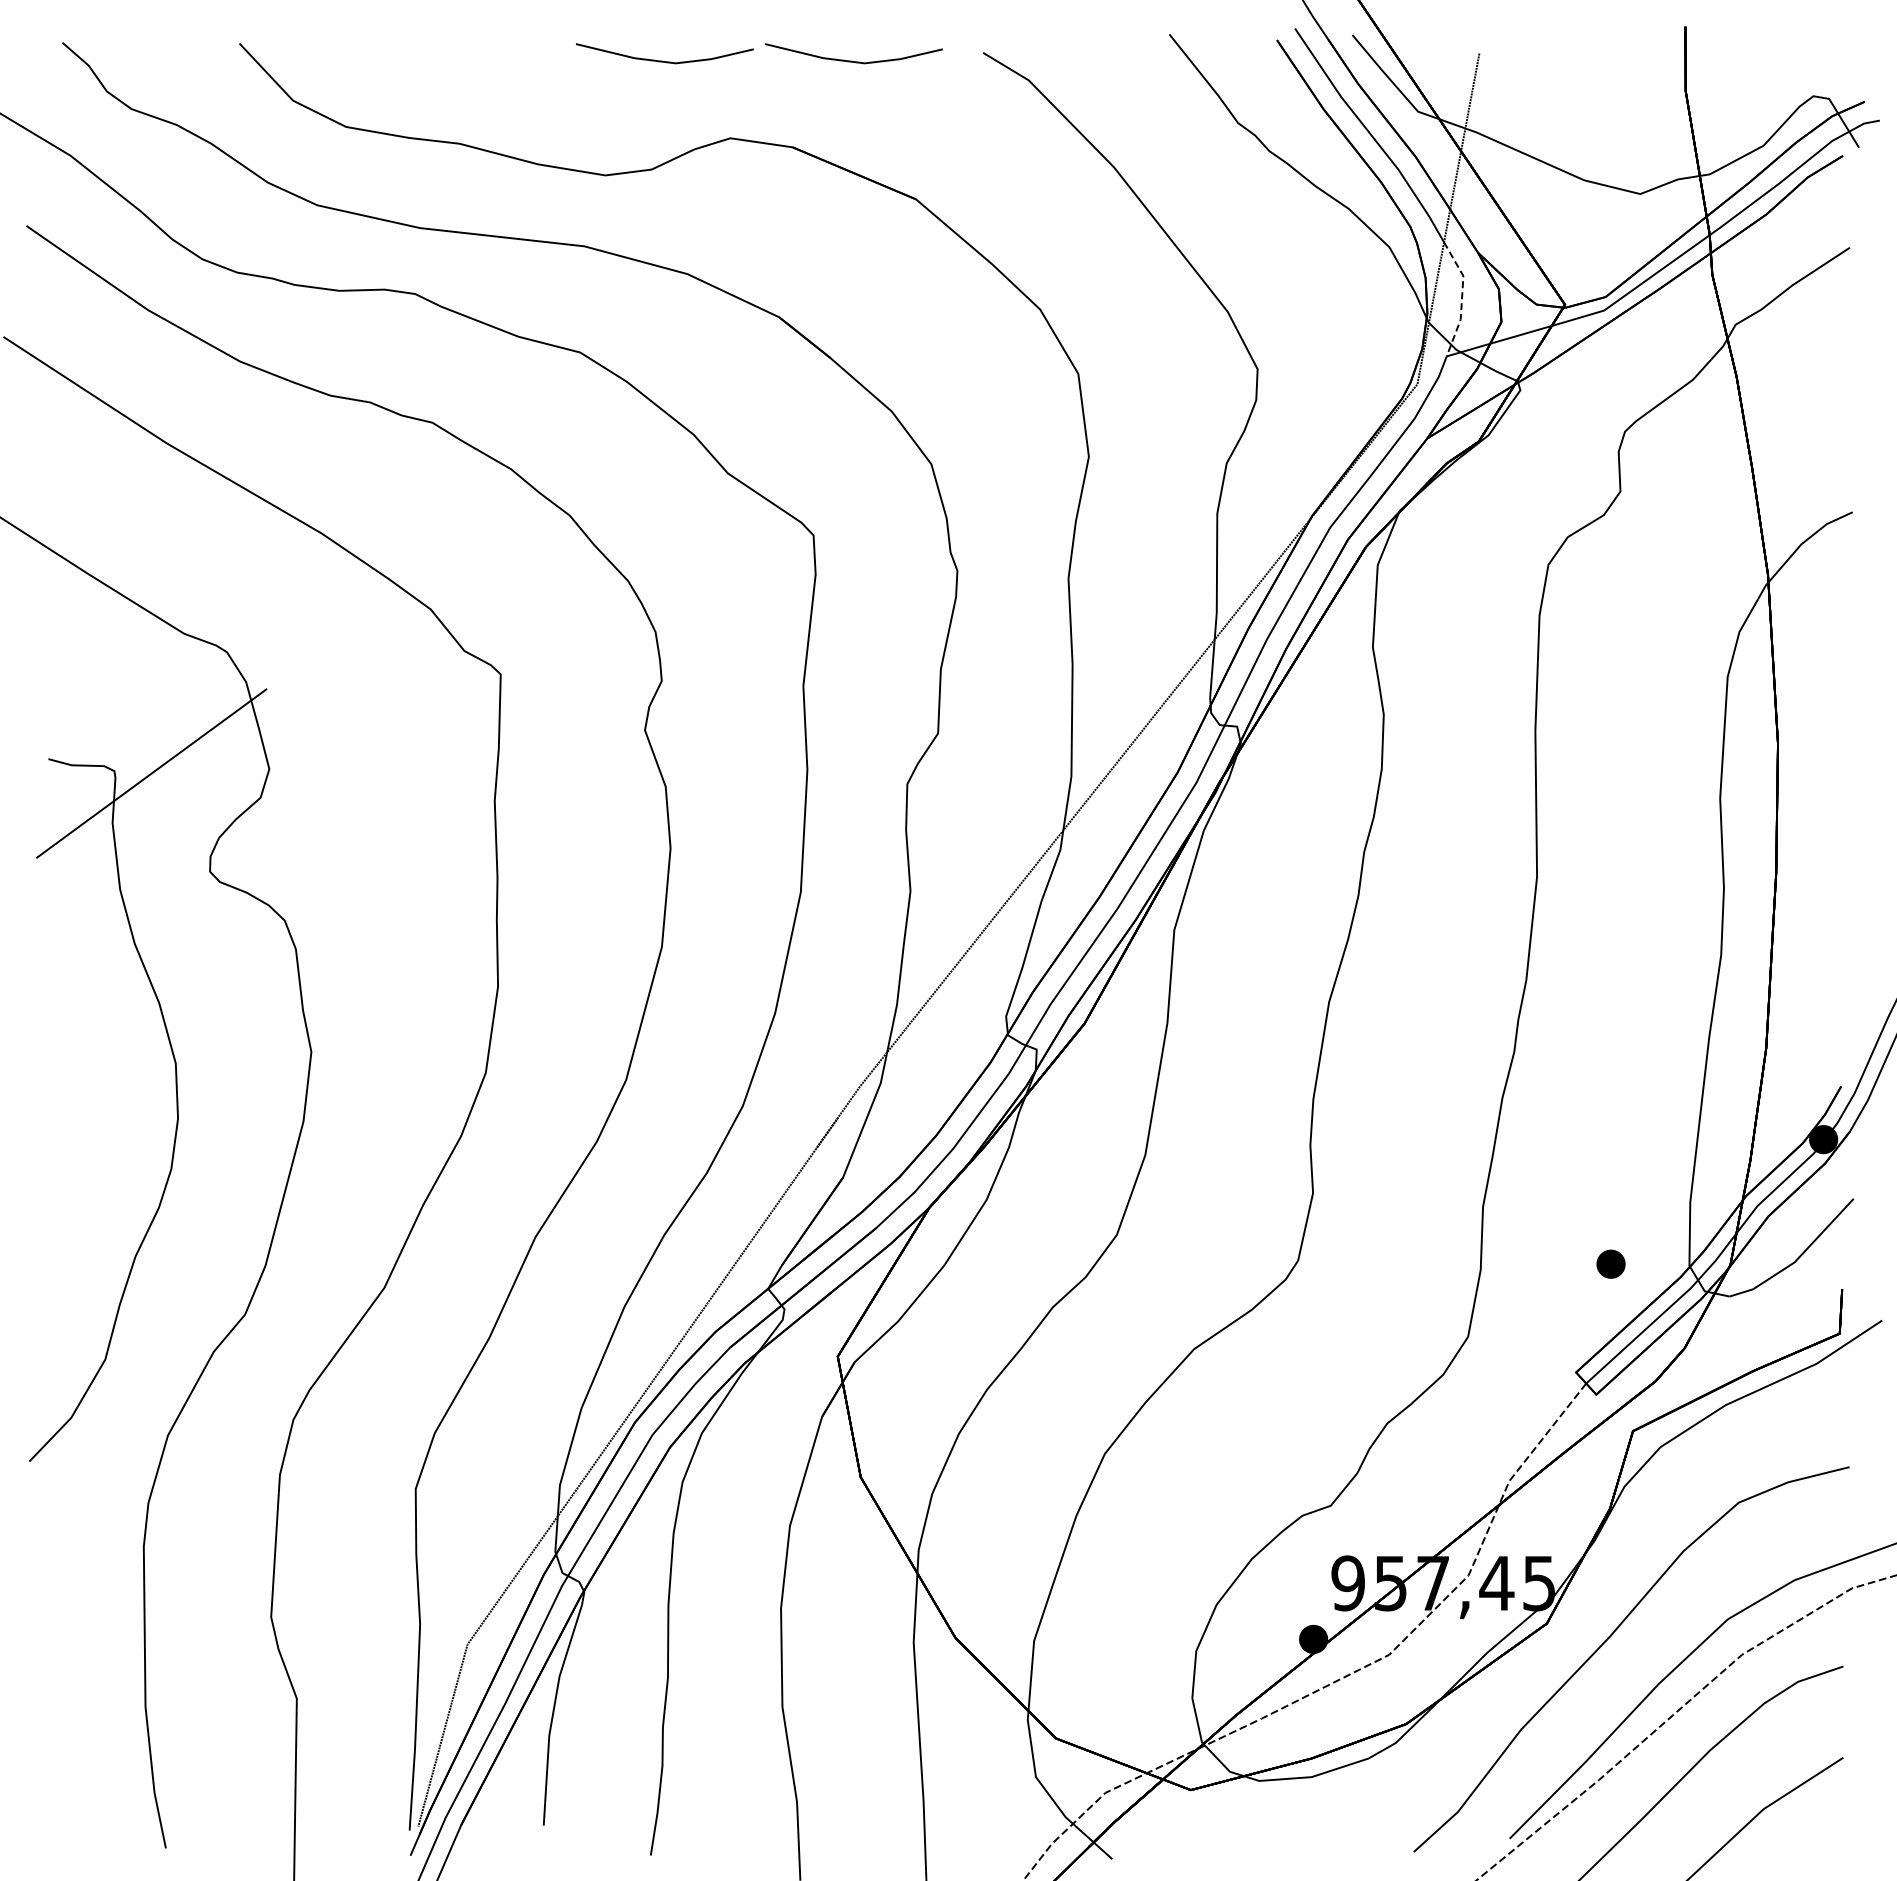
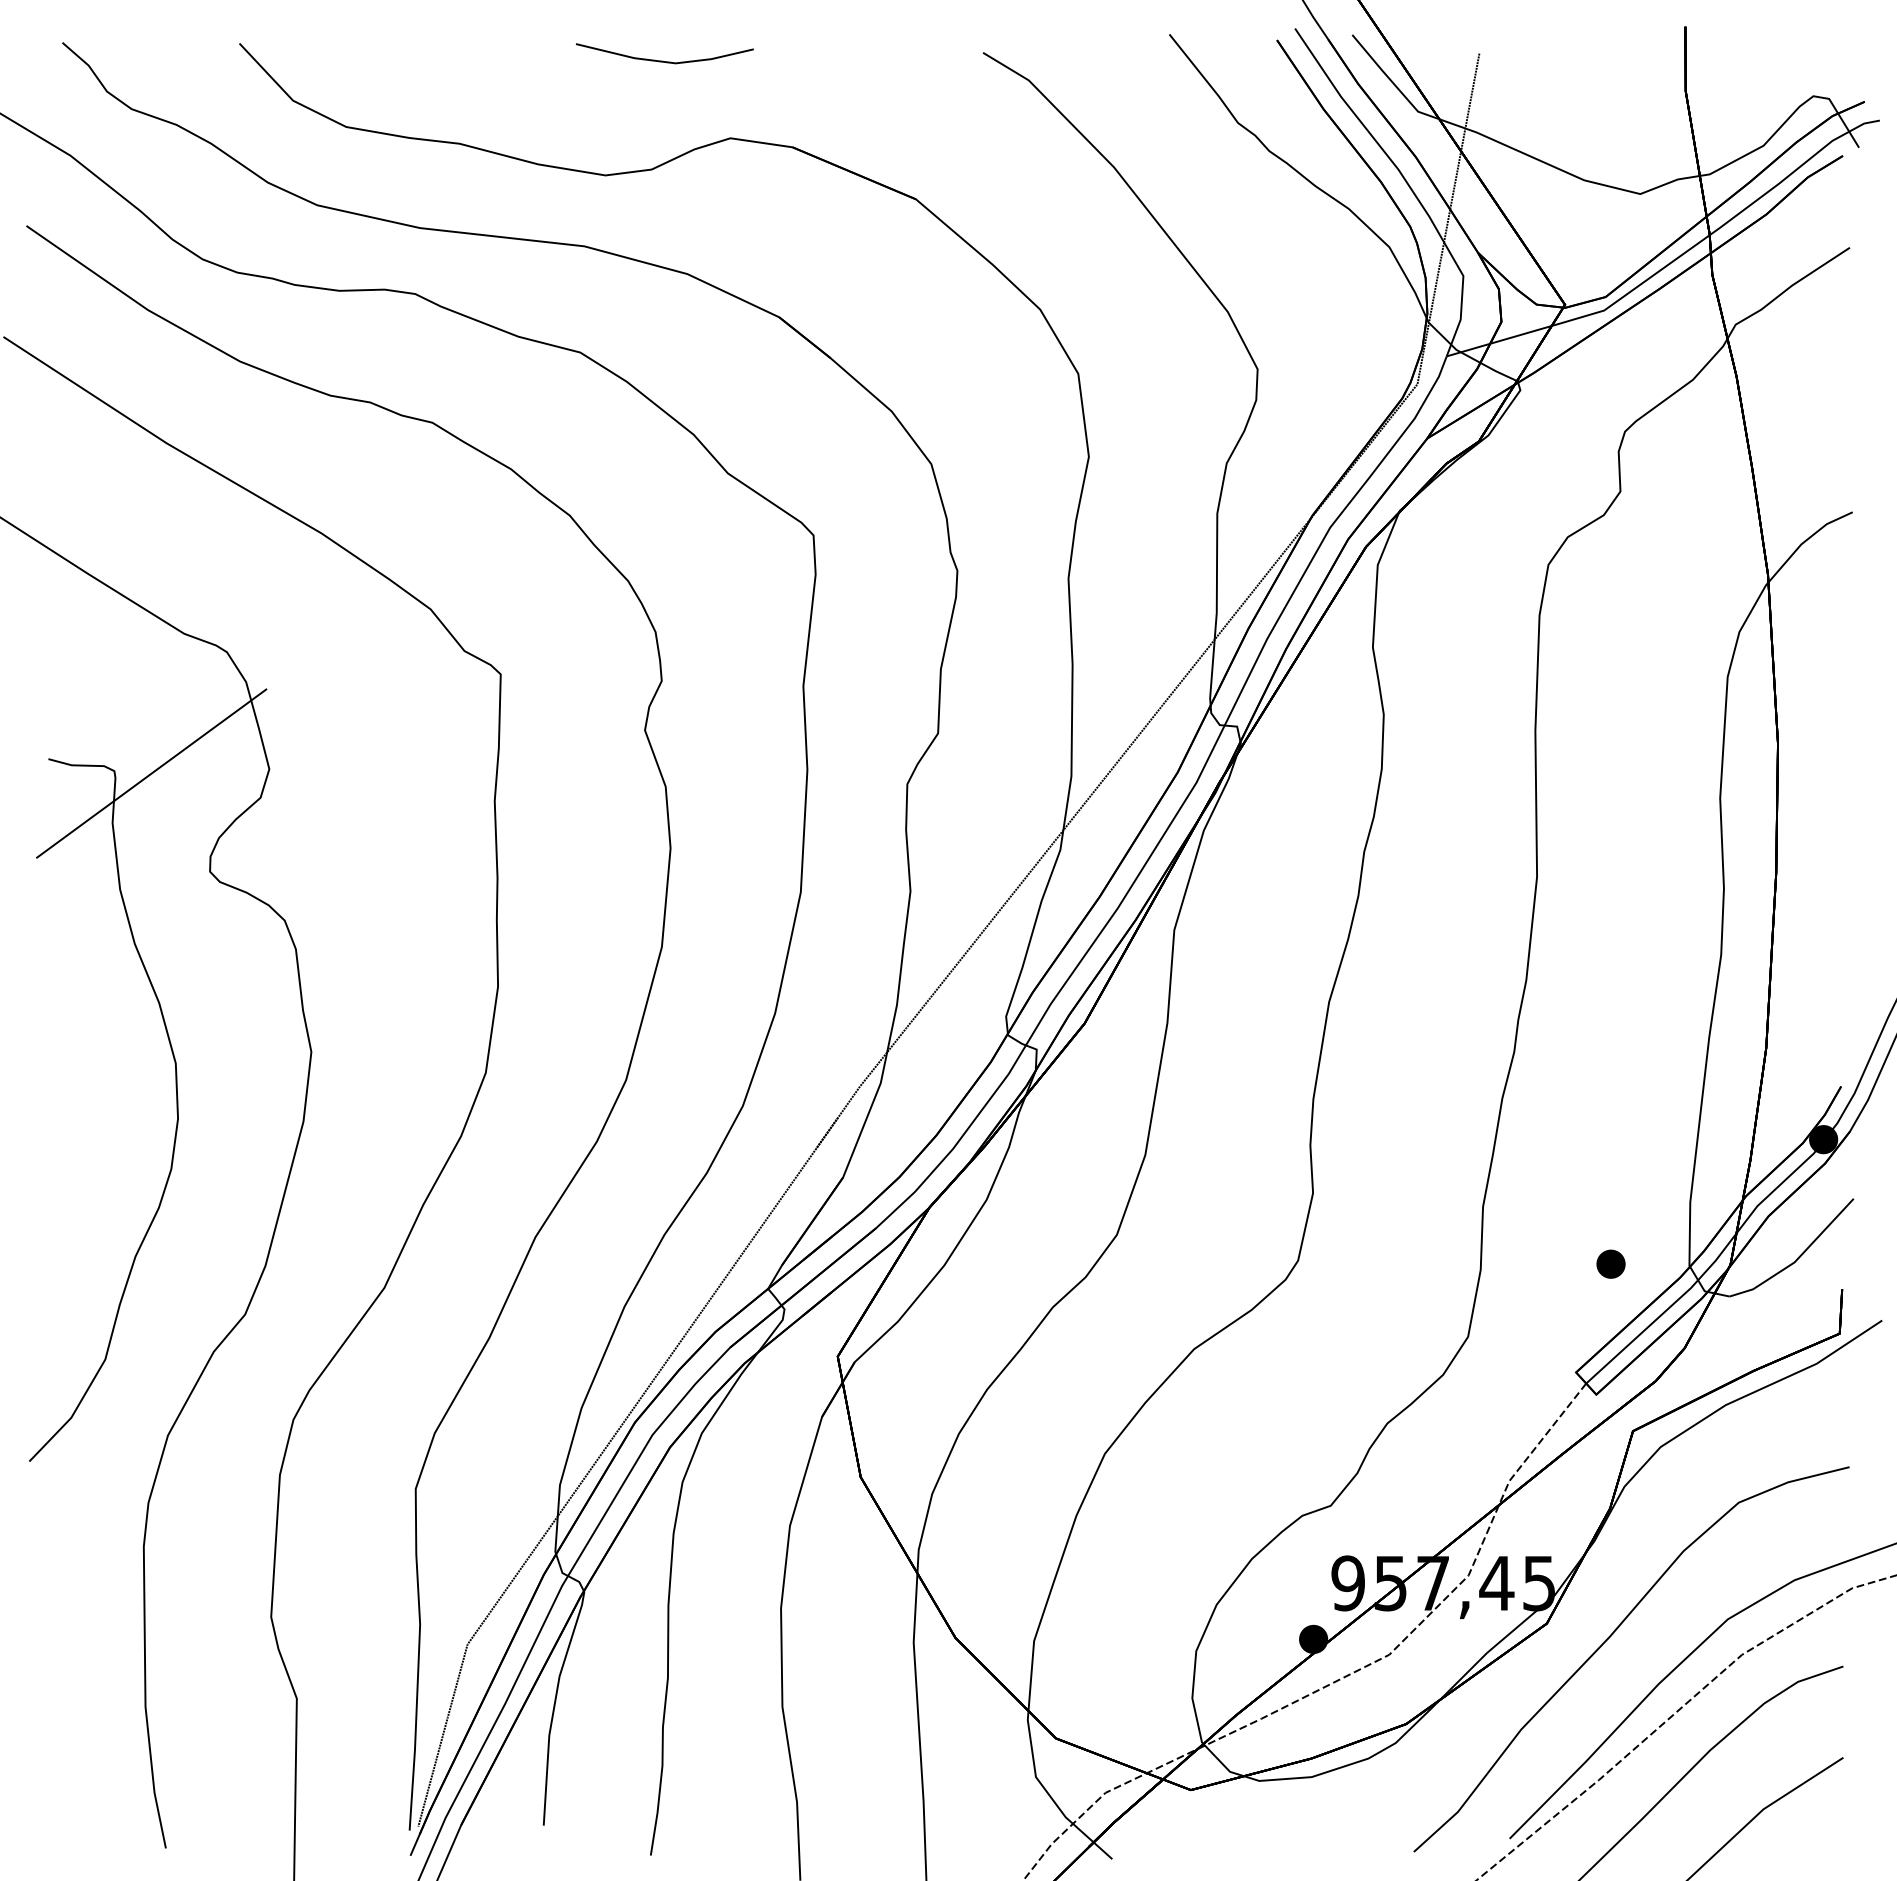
line: present -> none (852, 60)
line: dashed -> solid (1462, 298)
